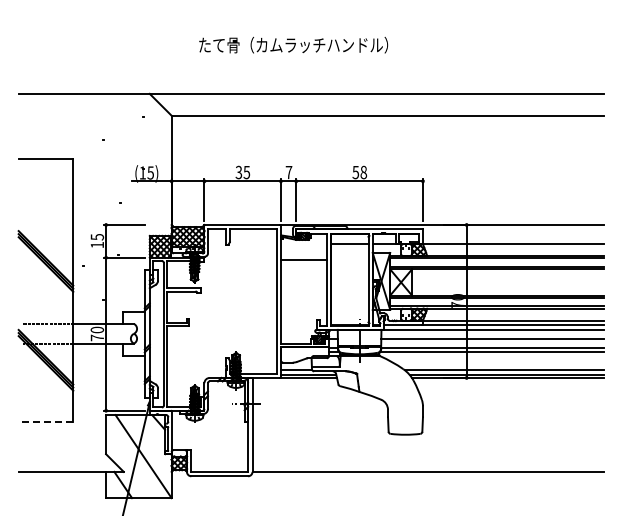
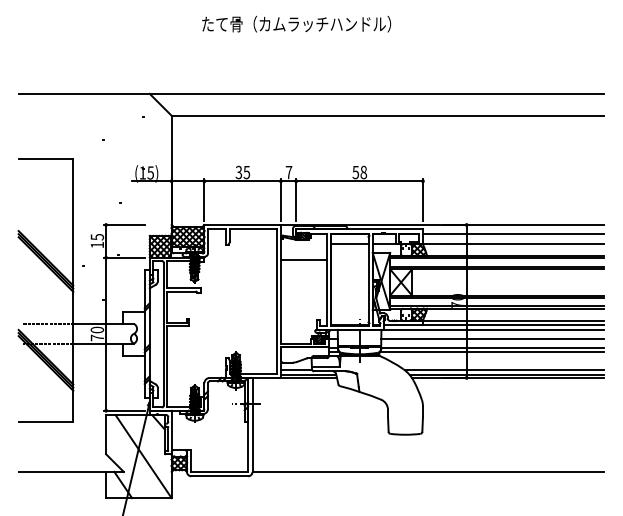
text position: (293, 44) -> (296, 23) (296, 23)
line: none -> present (513, 234)
line: dashed -> solid (45, 421)
